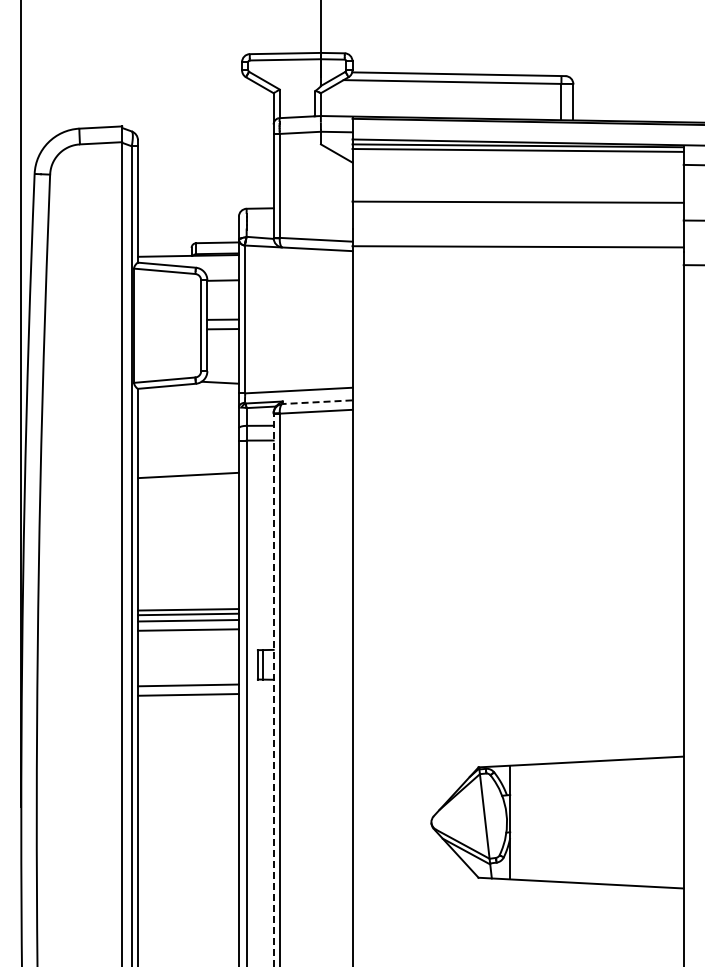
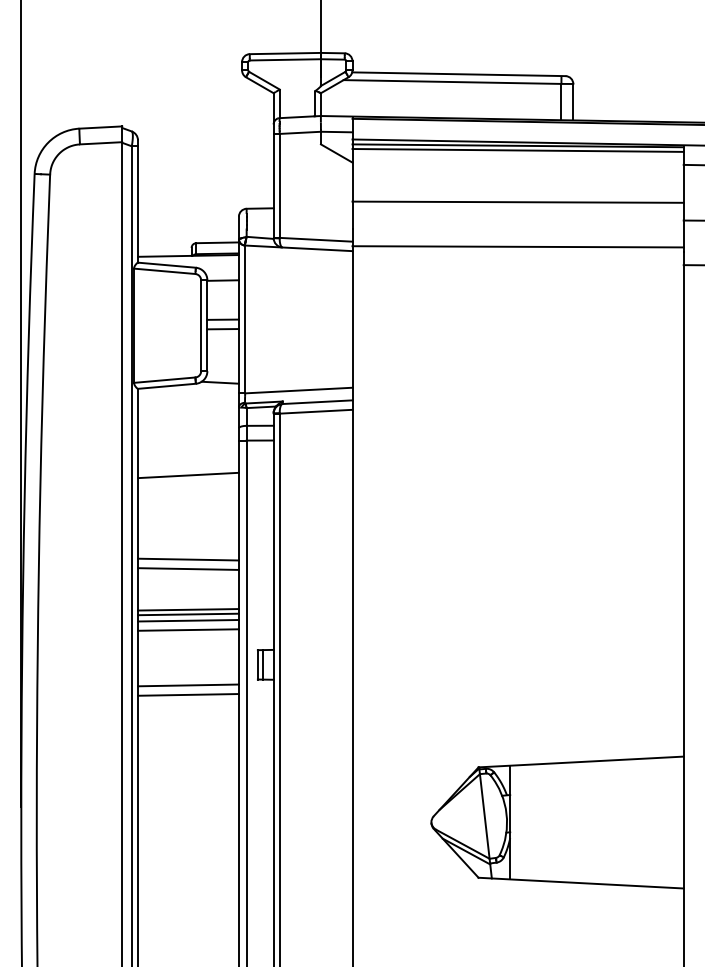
line: dashed -> solid (317, 402)
line: none -> present (188, 559)
line: none -> present (188, 568)
line: dashed -> solid (273, 689)
